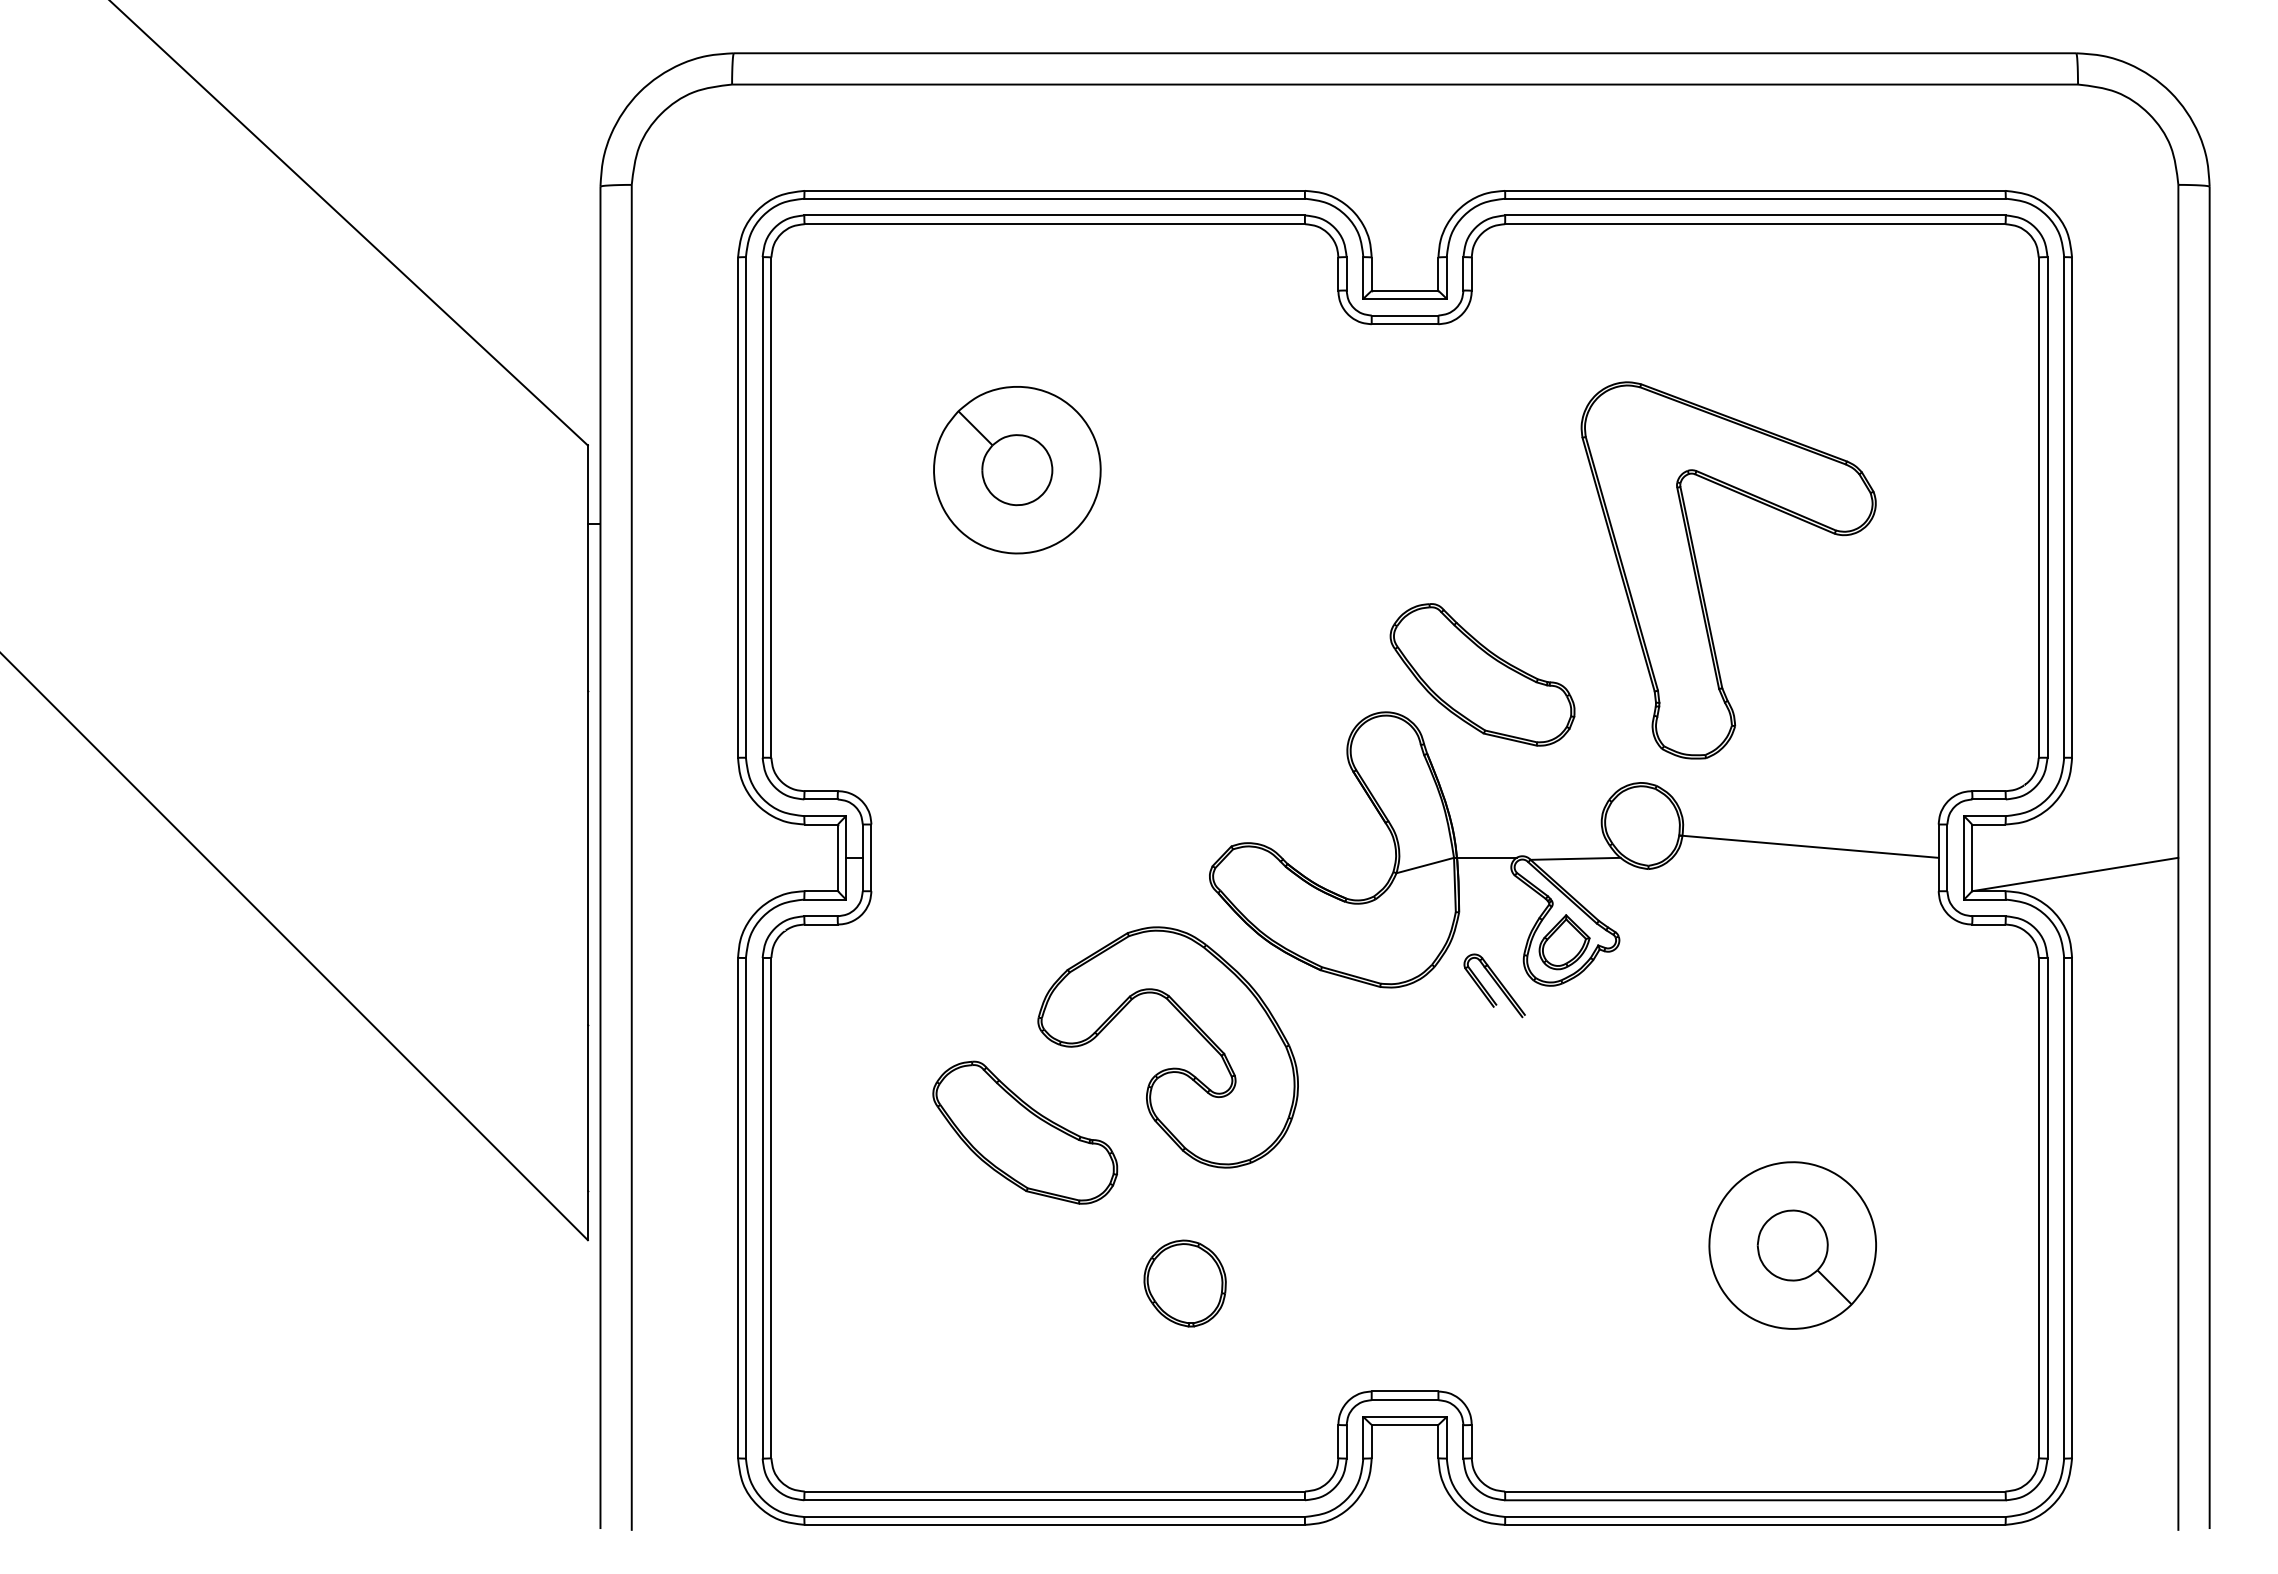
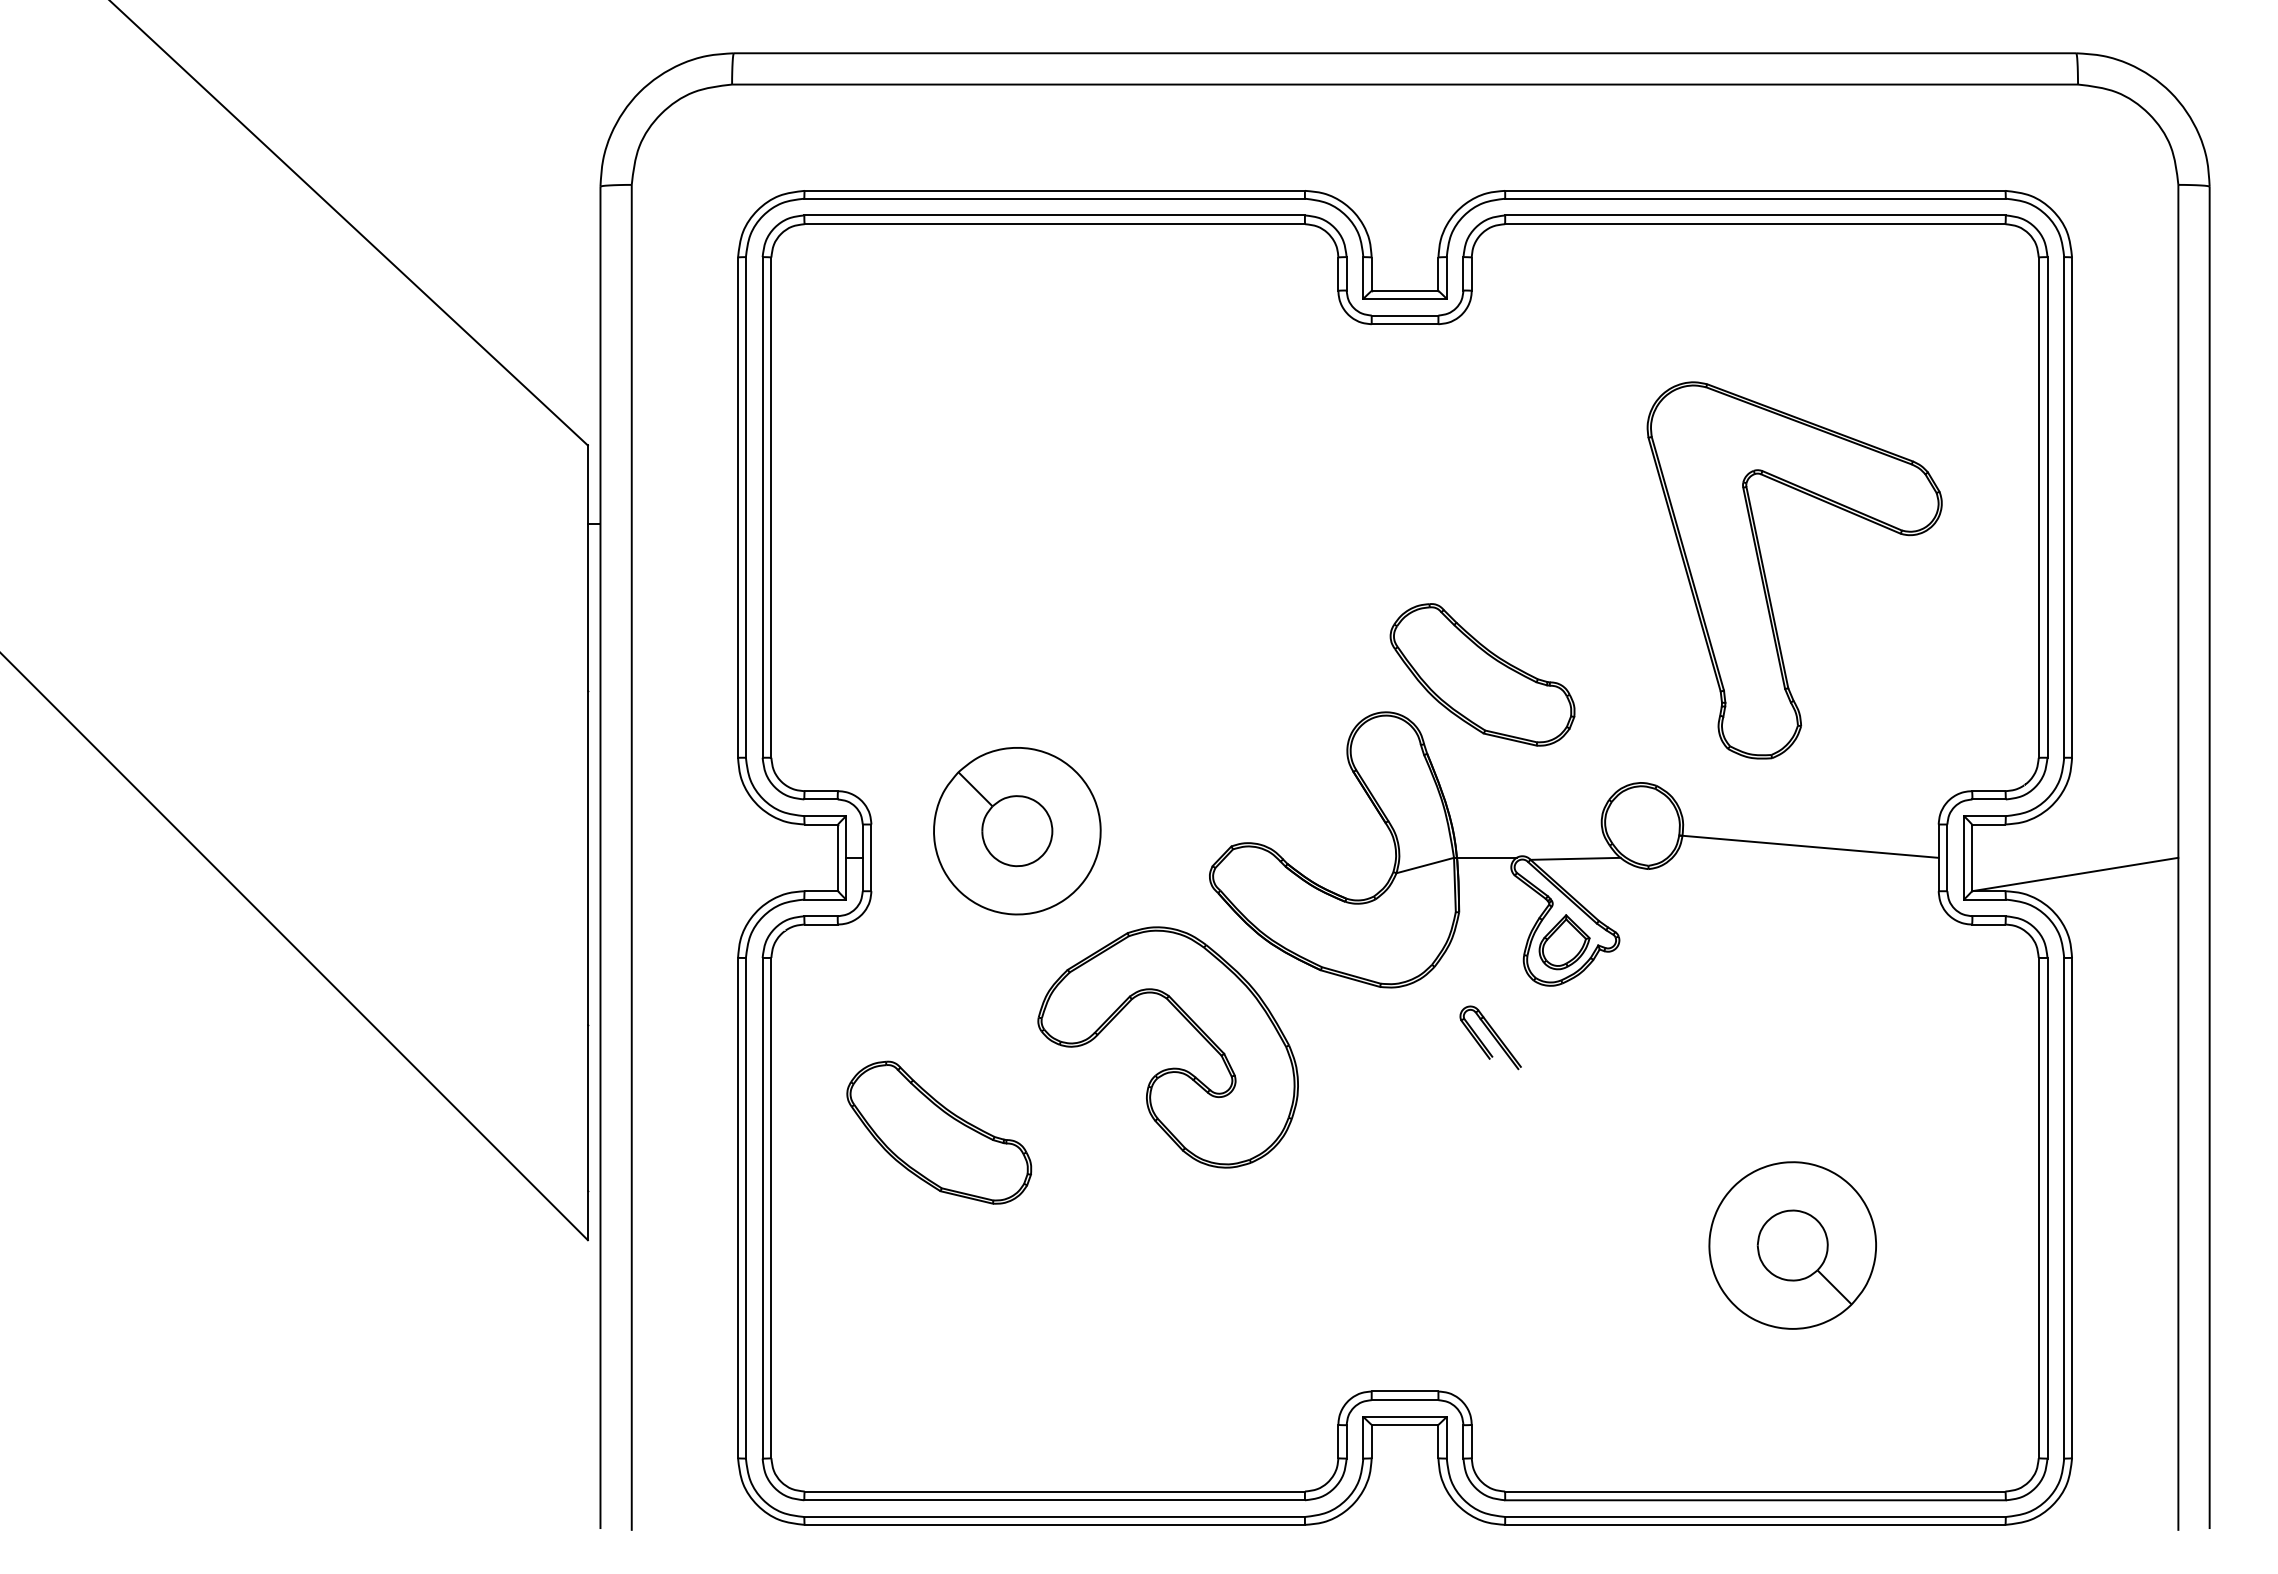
part position: (1017, 470) -> (1017, 831) (1017, 831)
part position: (1700, 577) -> (1766, 577) (1766, 577)
part position: (1494, 985) -> (1490, 1037) (1490, 1037)
part position: (1025, 1132) -> (939, 1132) (939, 1132)
part: present -> none (1184, 1283)
